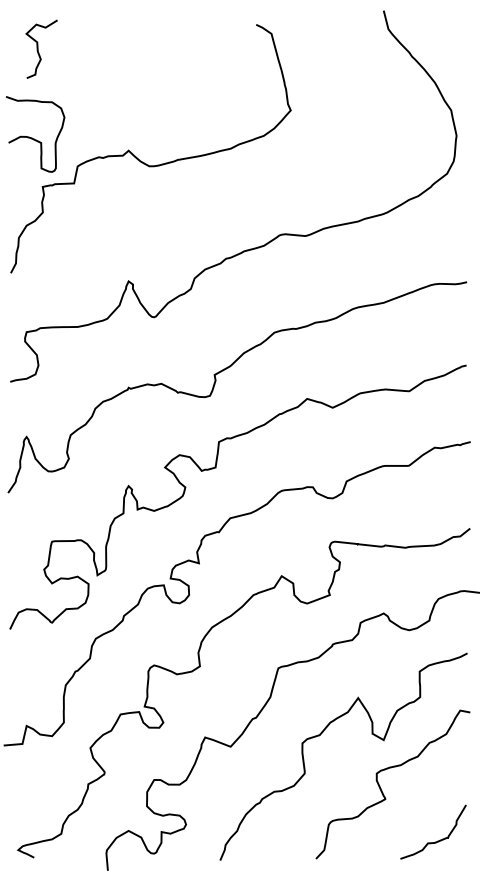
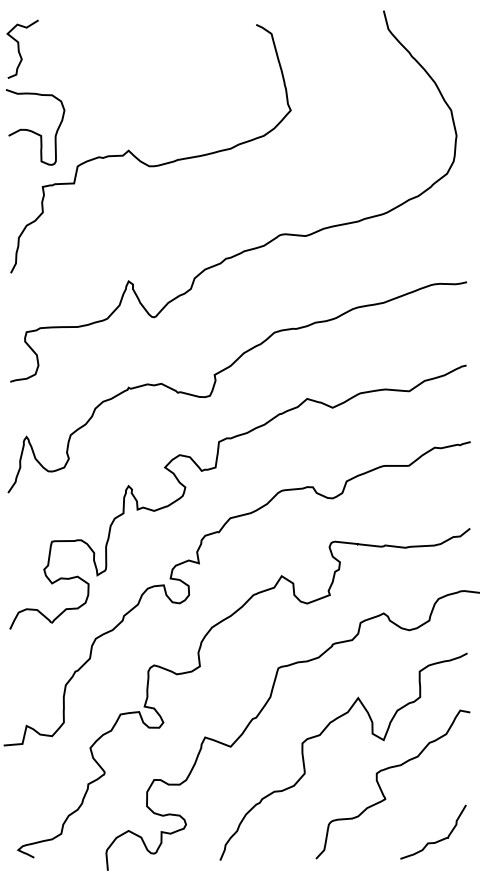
curve position: (38, 48) -> (19, 48) (19, 48)
curve position: (34, 138) -> (34, 131) (34, 131)
